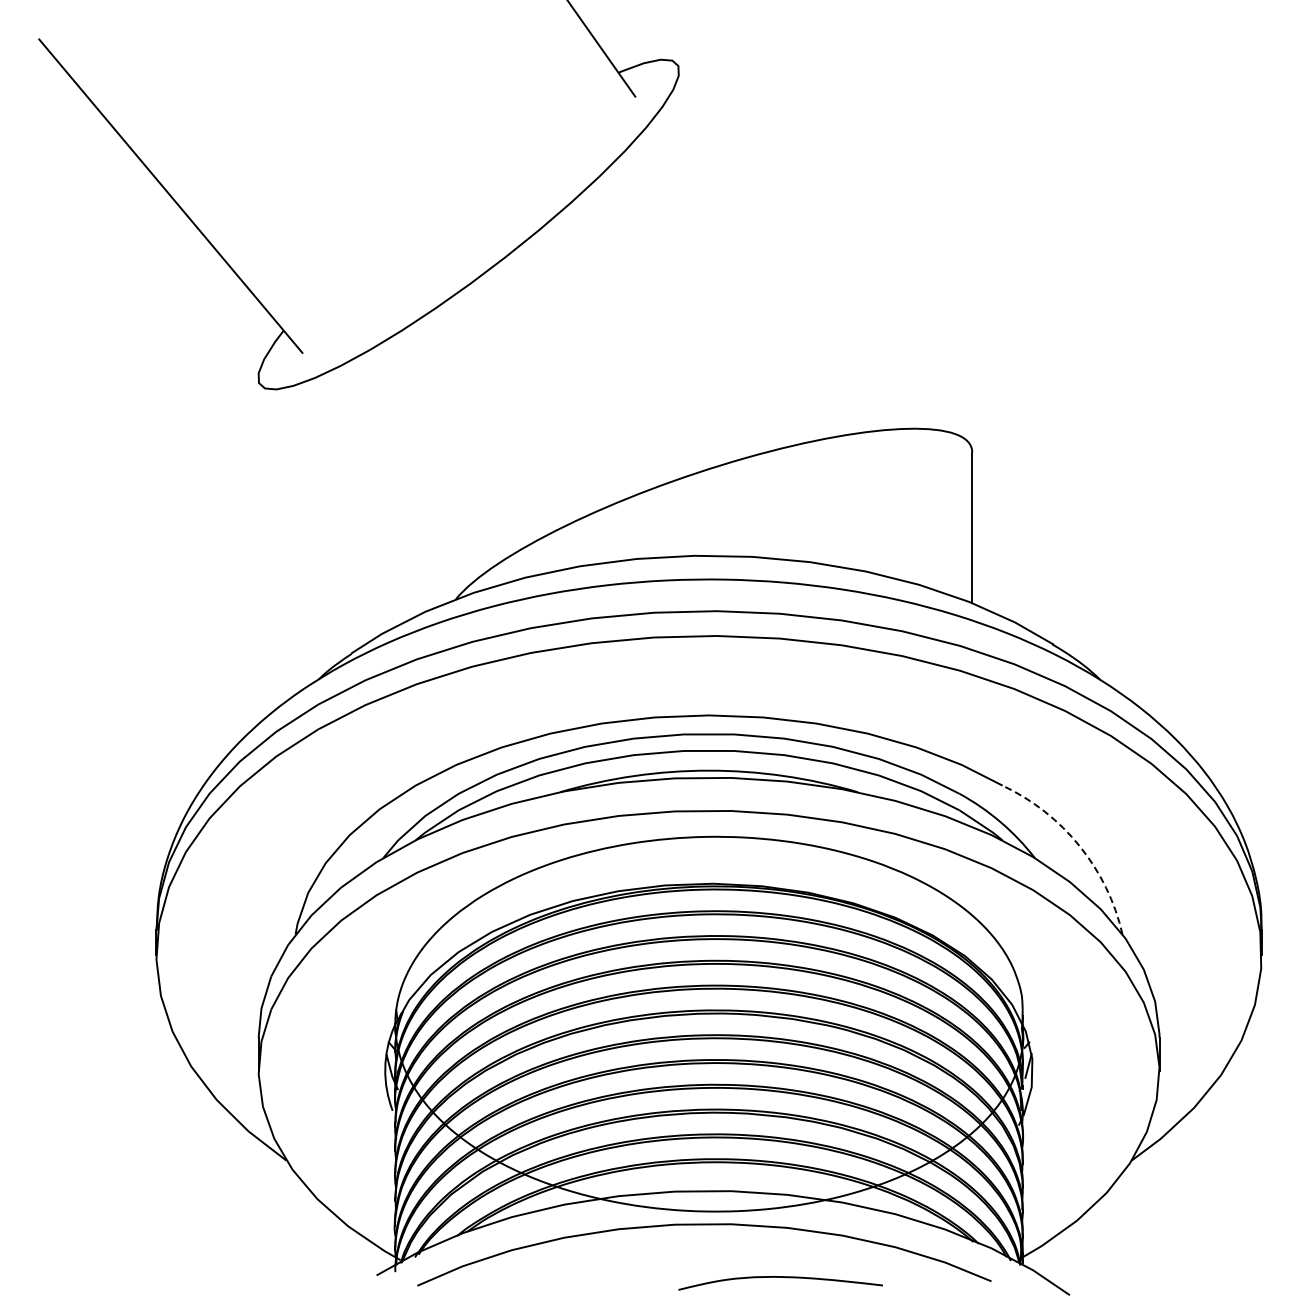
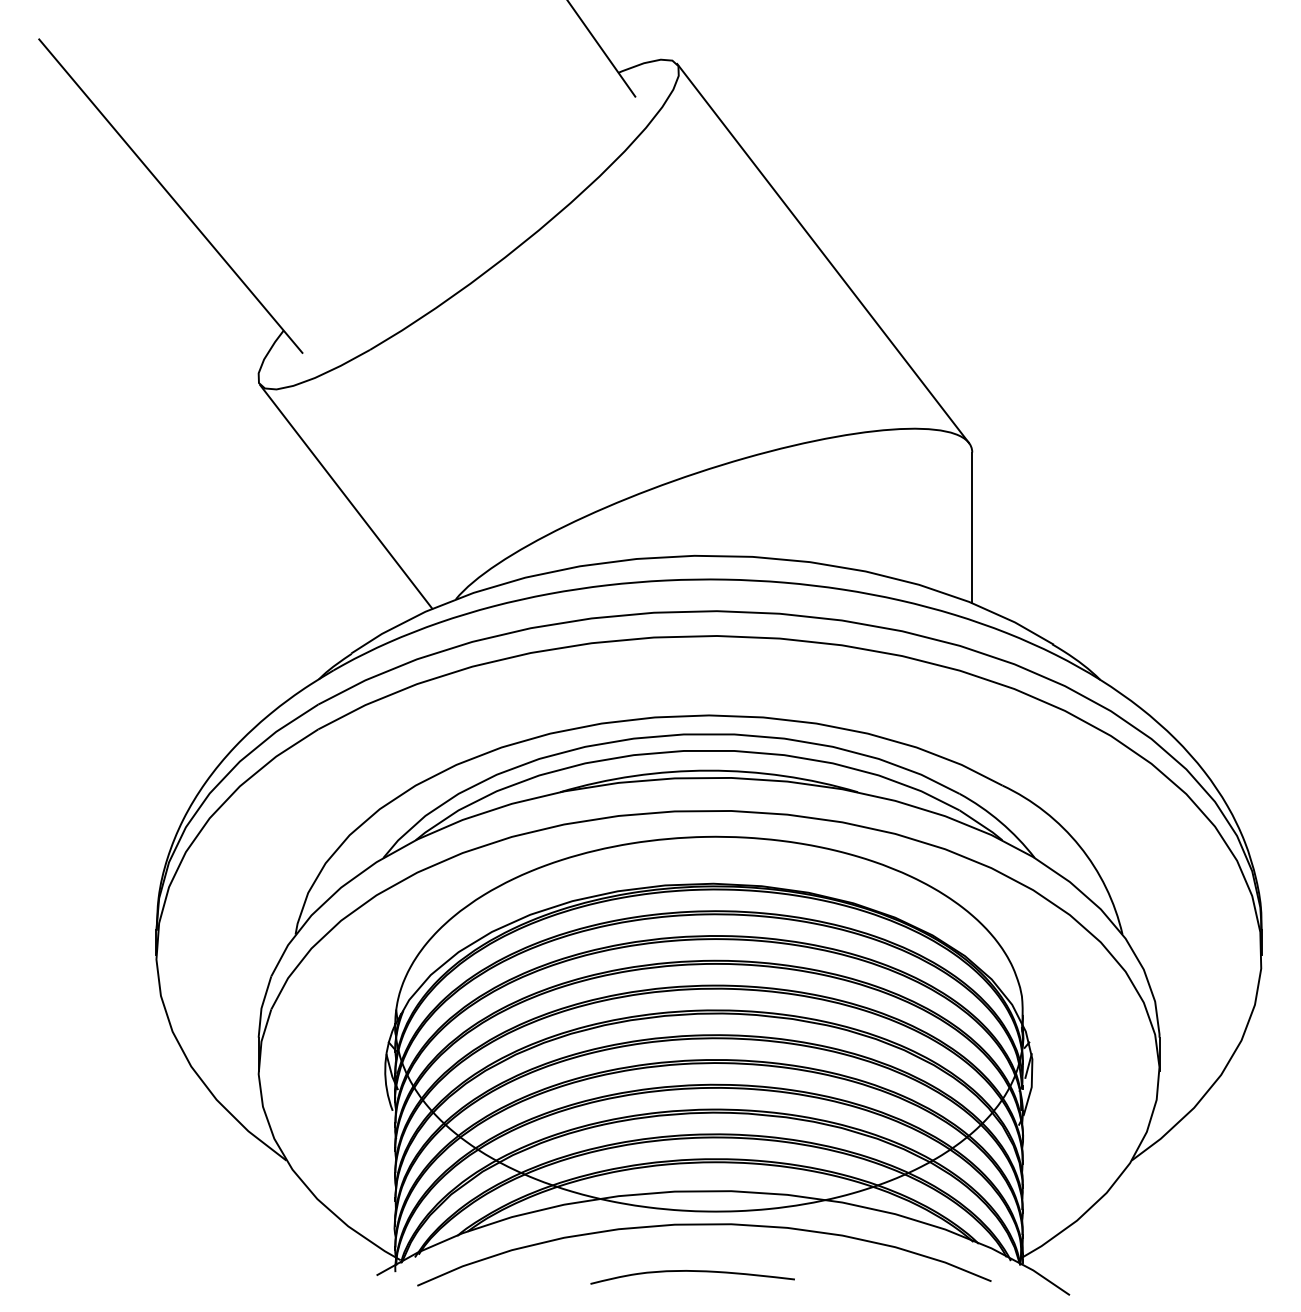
line: none -> present (822, 253)
line: none -> present (346, 496)
arc: dashed -> solid (1079, 846)
curve position: (780, 1277) -> (692, 1271) (692, 1271)
